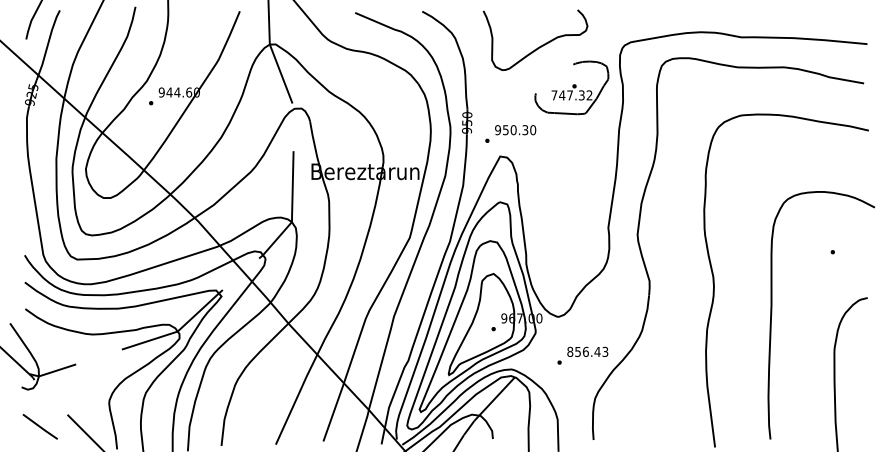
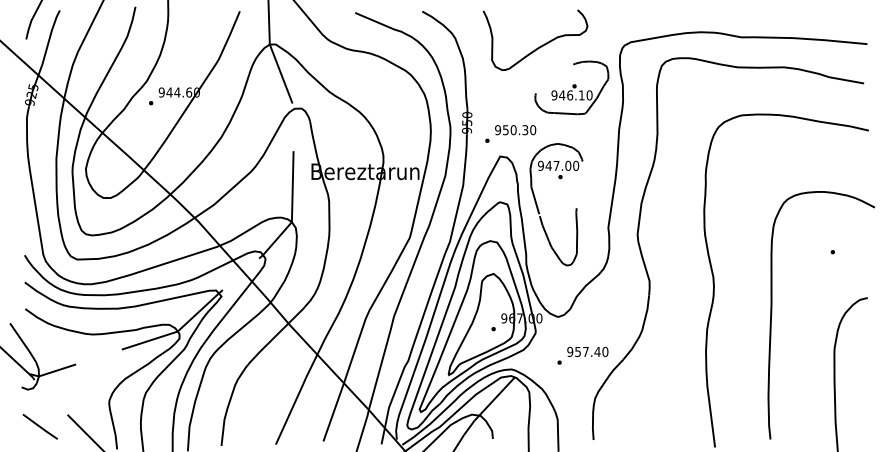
text: 747.32 -> 946.10 (571, 95)
part: none -> present (539, 210)
text: 856.43 -> 957.40 (587, 351)
